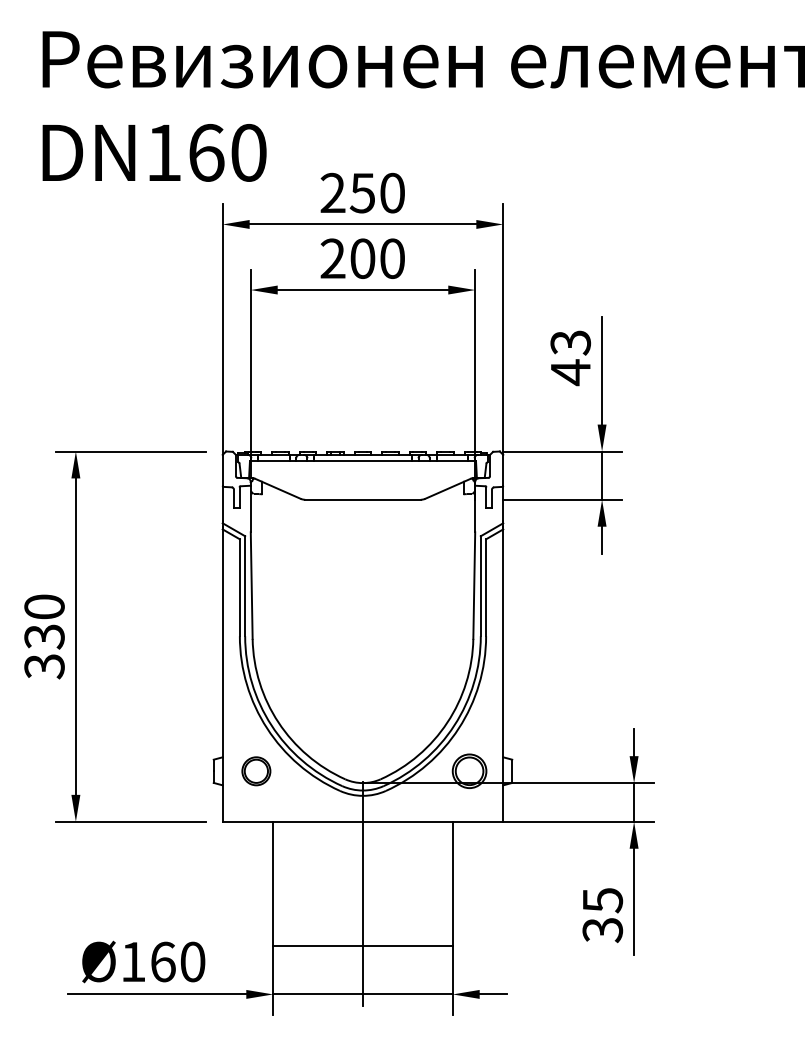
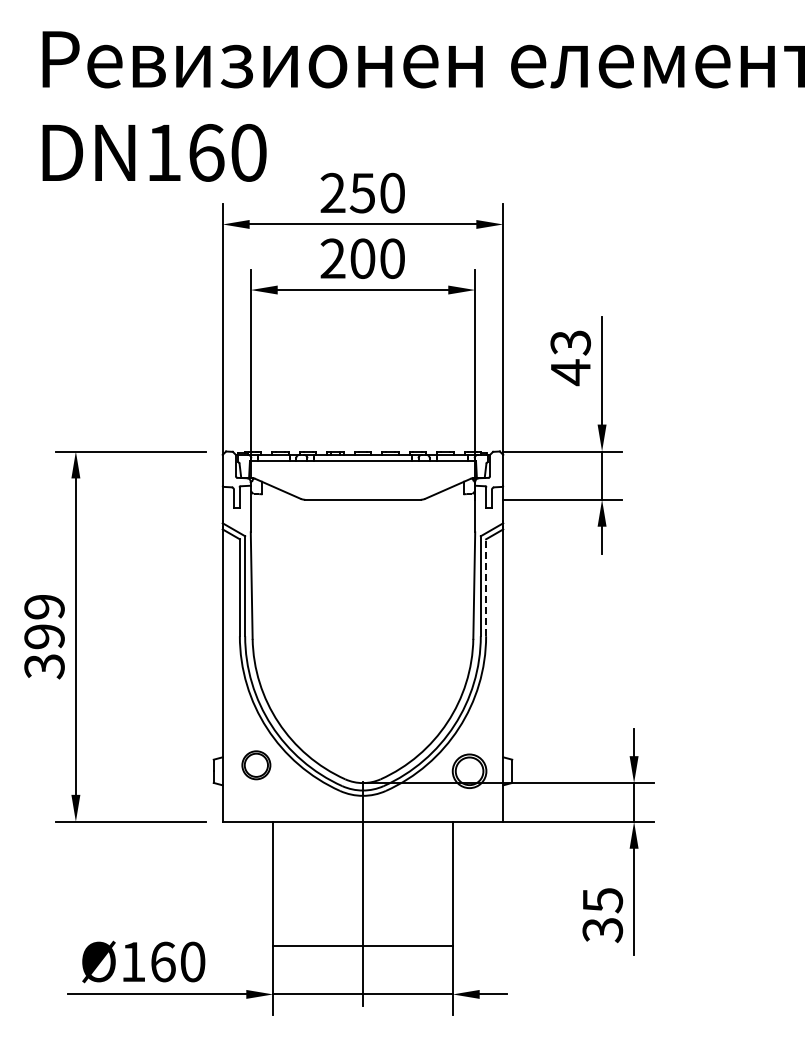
line: solid -> dashed (486, 587)
text: 330 -> 399 (44, 621)
part position: (256, 771) -> (256, 765) (256, 765)
